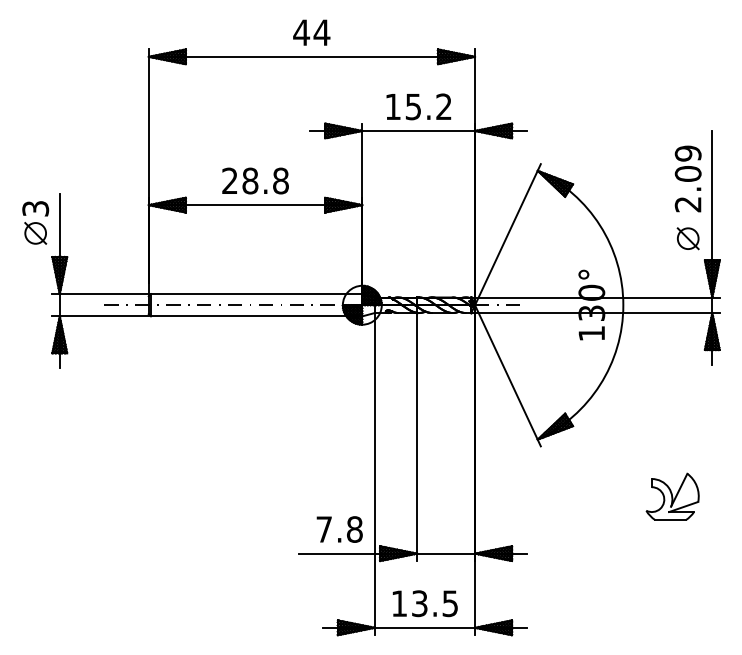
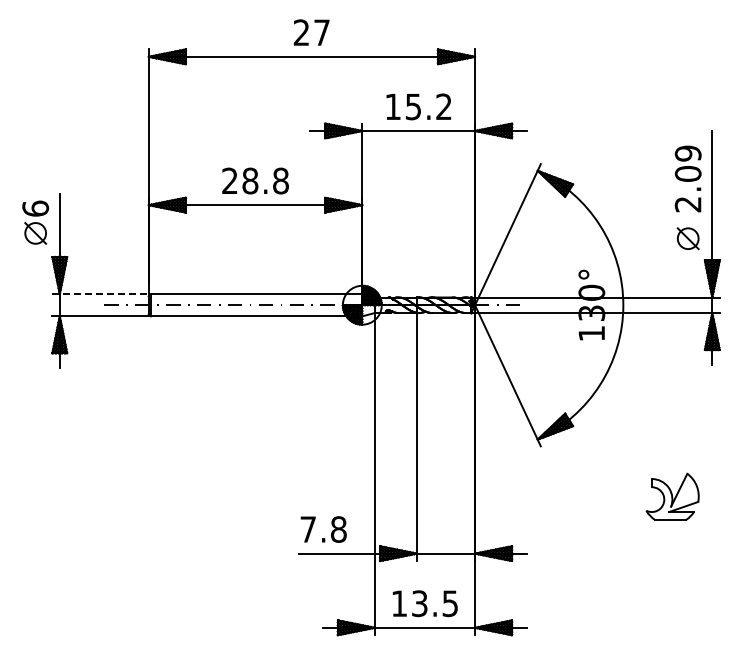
text: 44 -> 27 (311, 32)
text: 3 -> 6 (35, 208)
line: solid -> dashed (101, 294)
text position: (339, 529) -> (323, 529) (323, 529)
